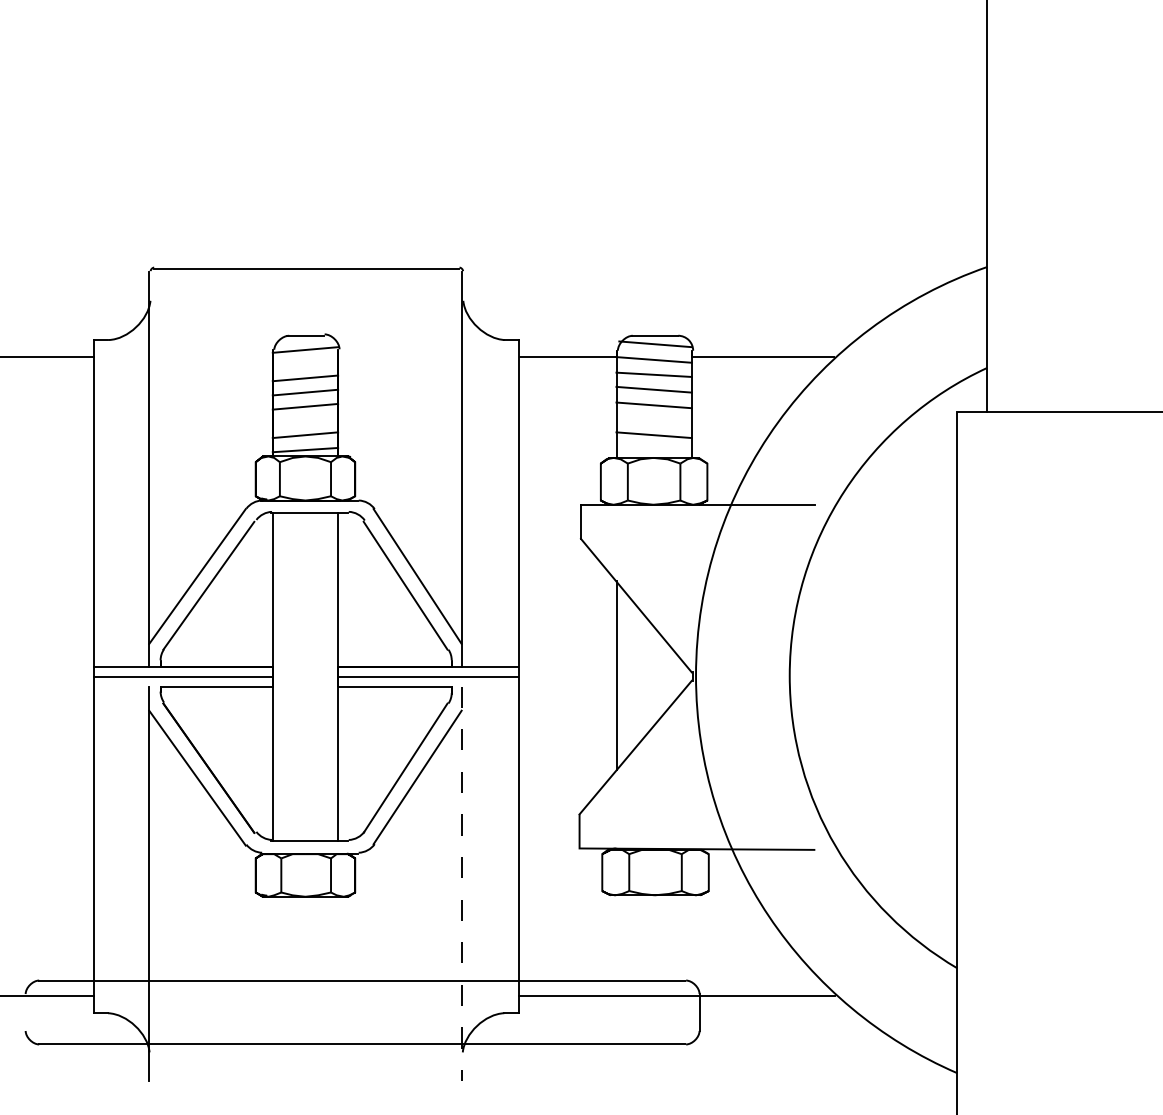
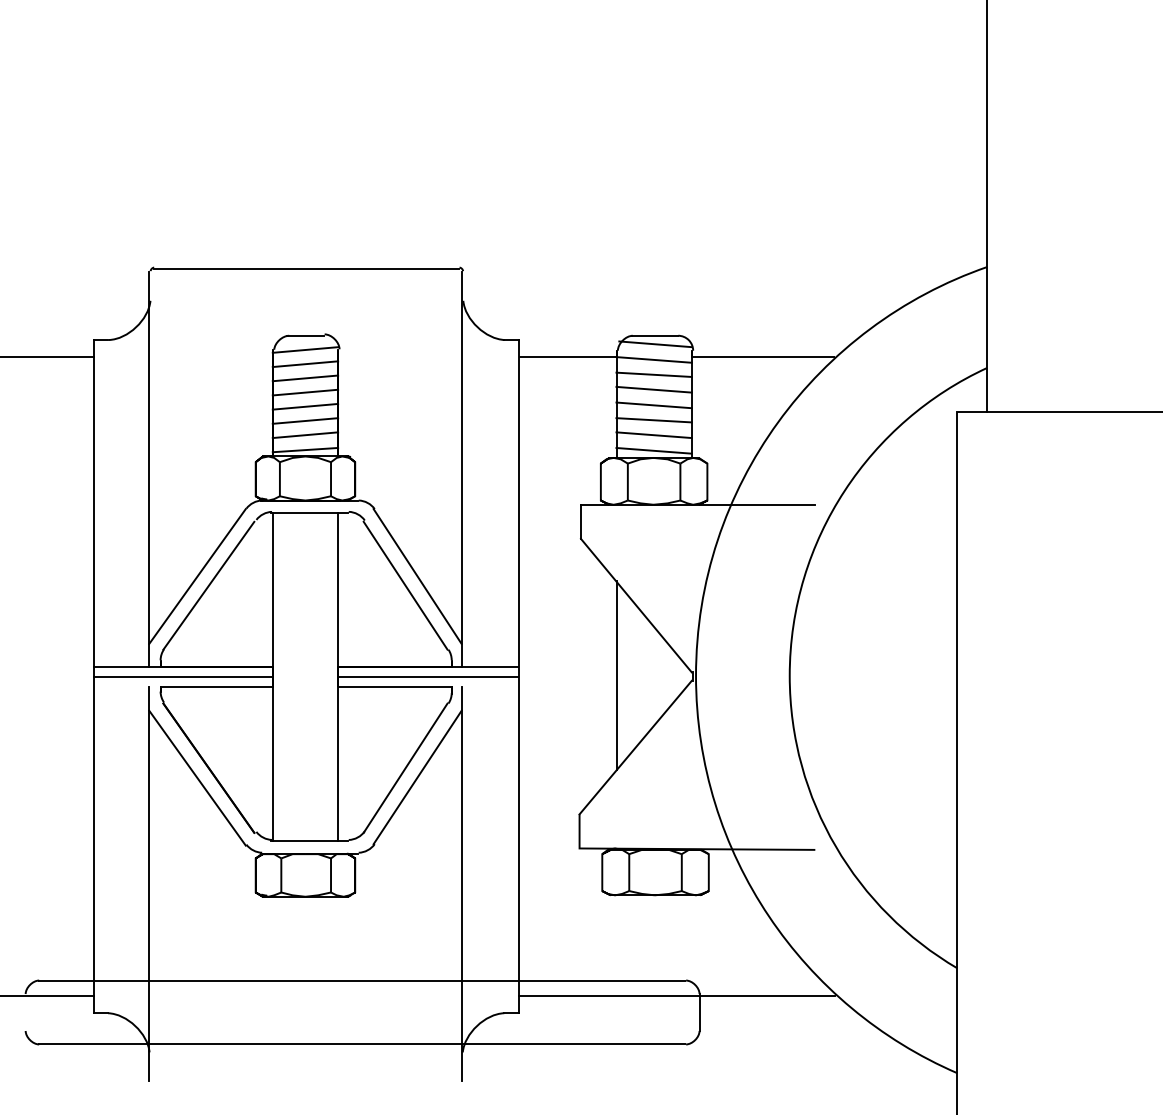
line: none -> present (305, 364)
line: none -> present (305, 420)
line: none -> present (653, 420)
line: none -> present (653, 450)
line: dashed -> solid (461, 884)
